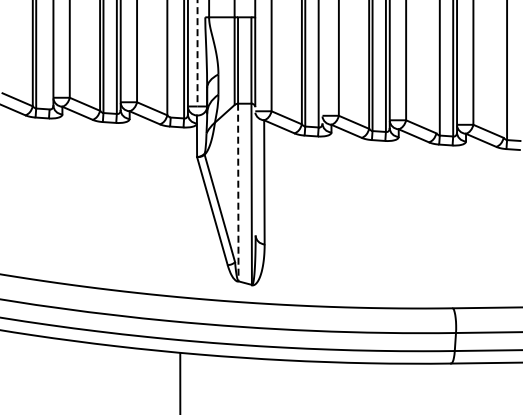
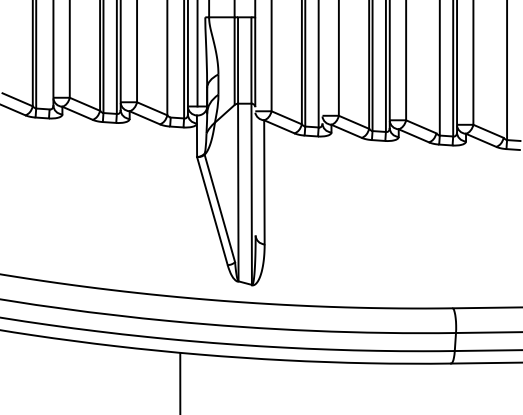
line: dashed -> solid (197, 53)
line: dashed -> solid (238, 192)
